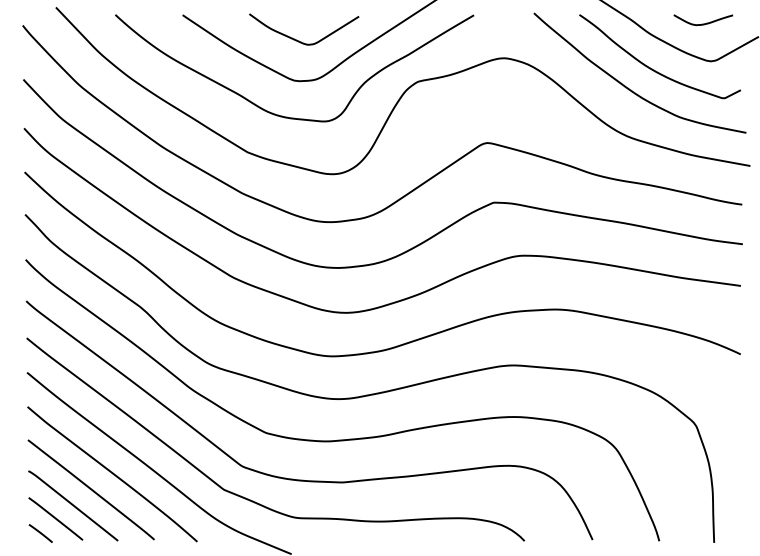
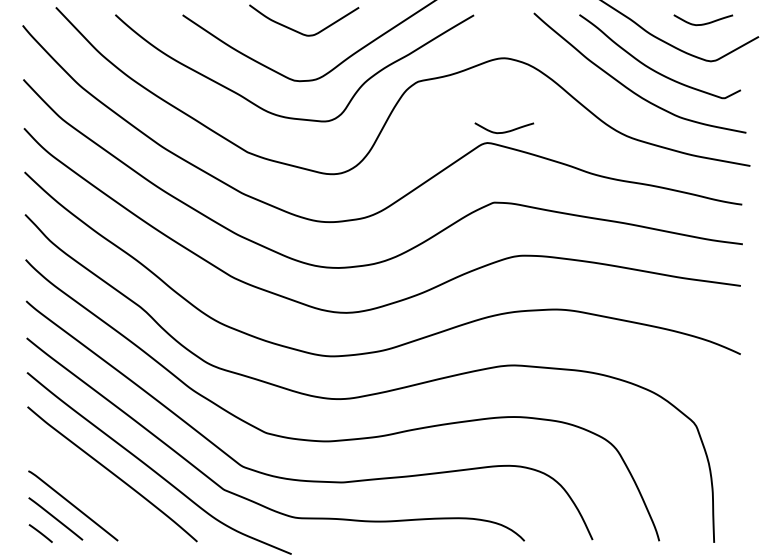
curve position: (299, 40) -> (299, 31) (299, 31)
curve: none -> present (504, 131)
line: present -> none (90, 489)
